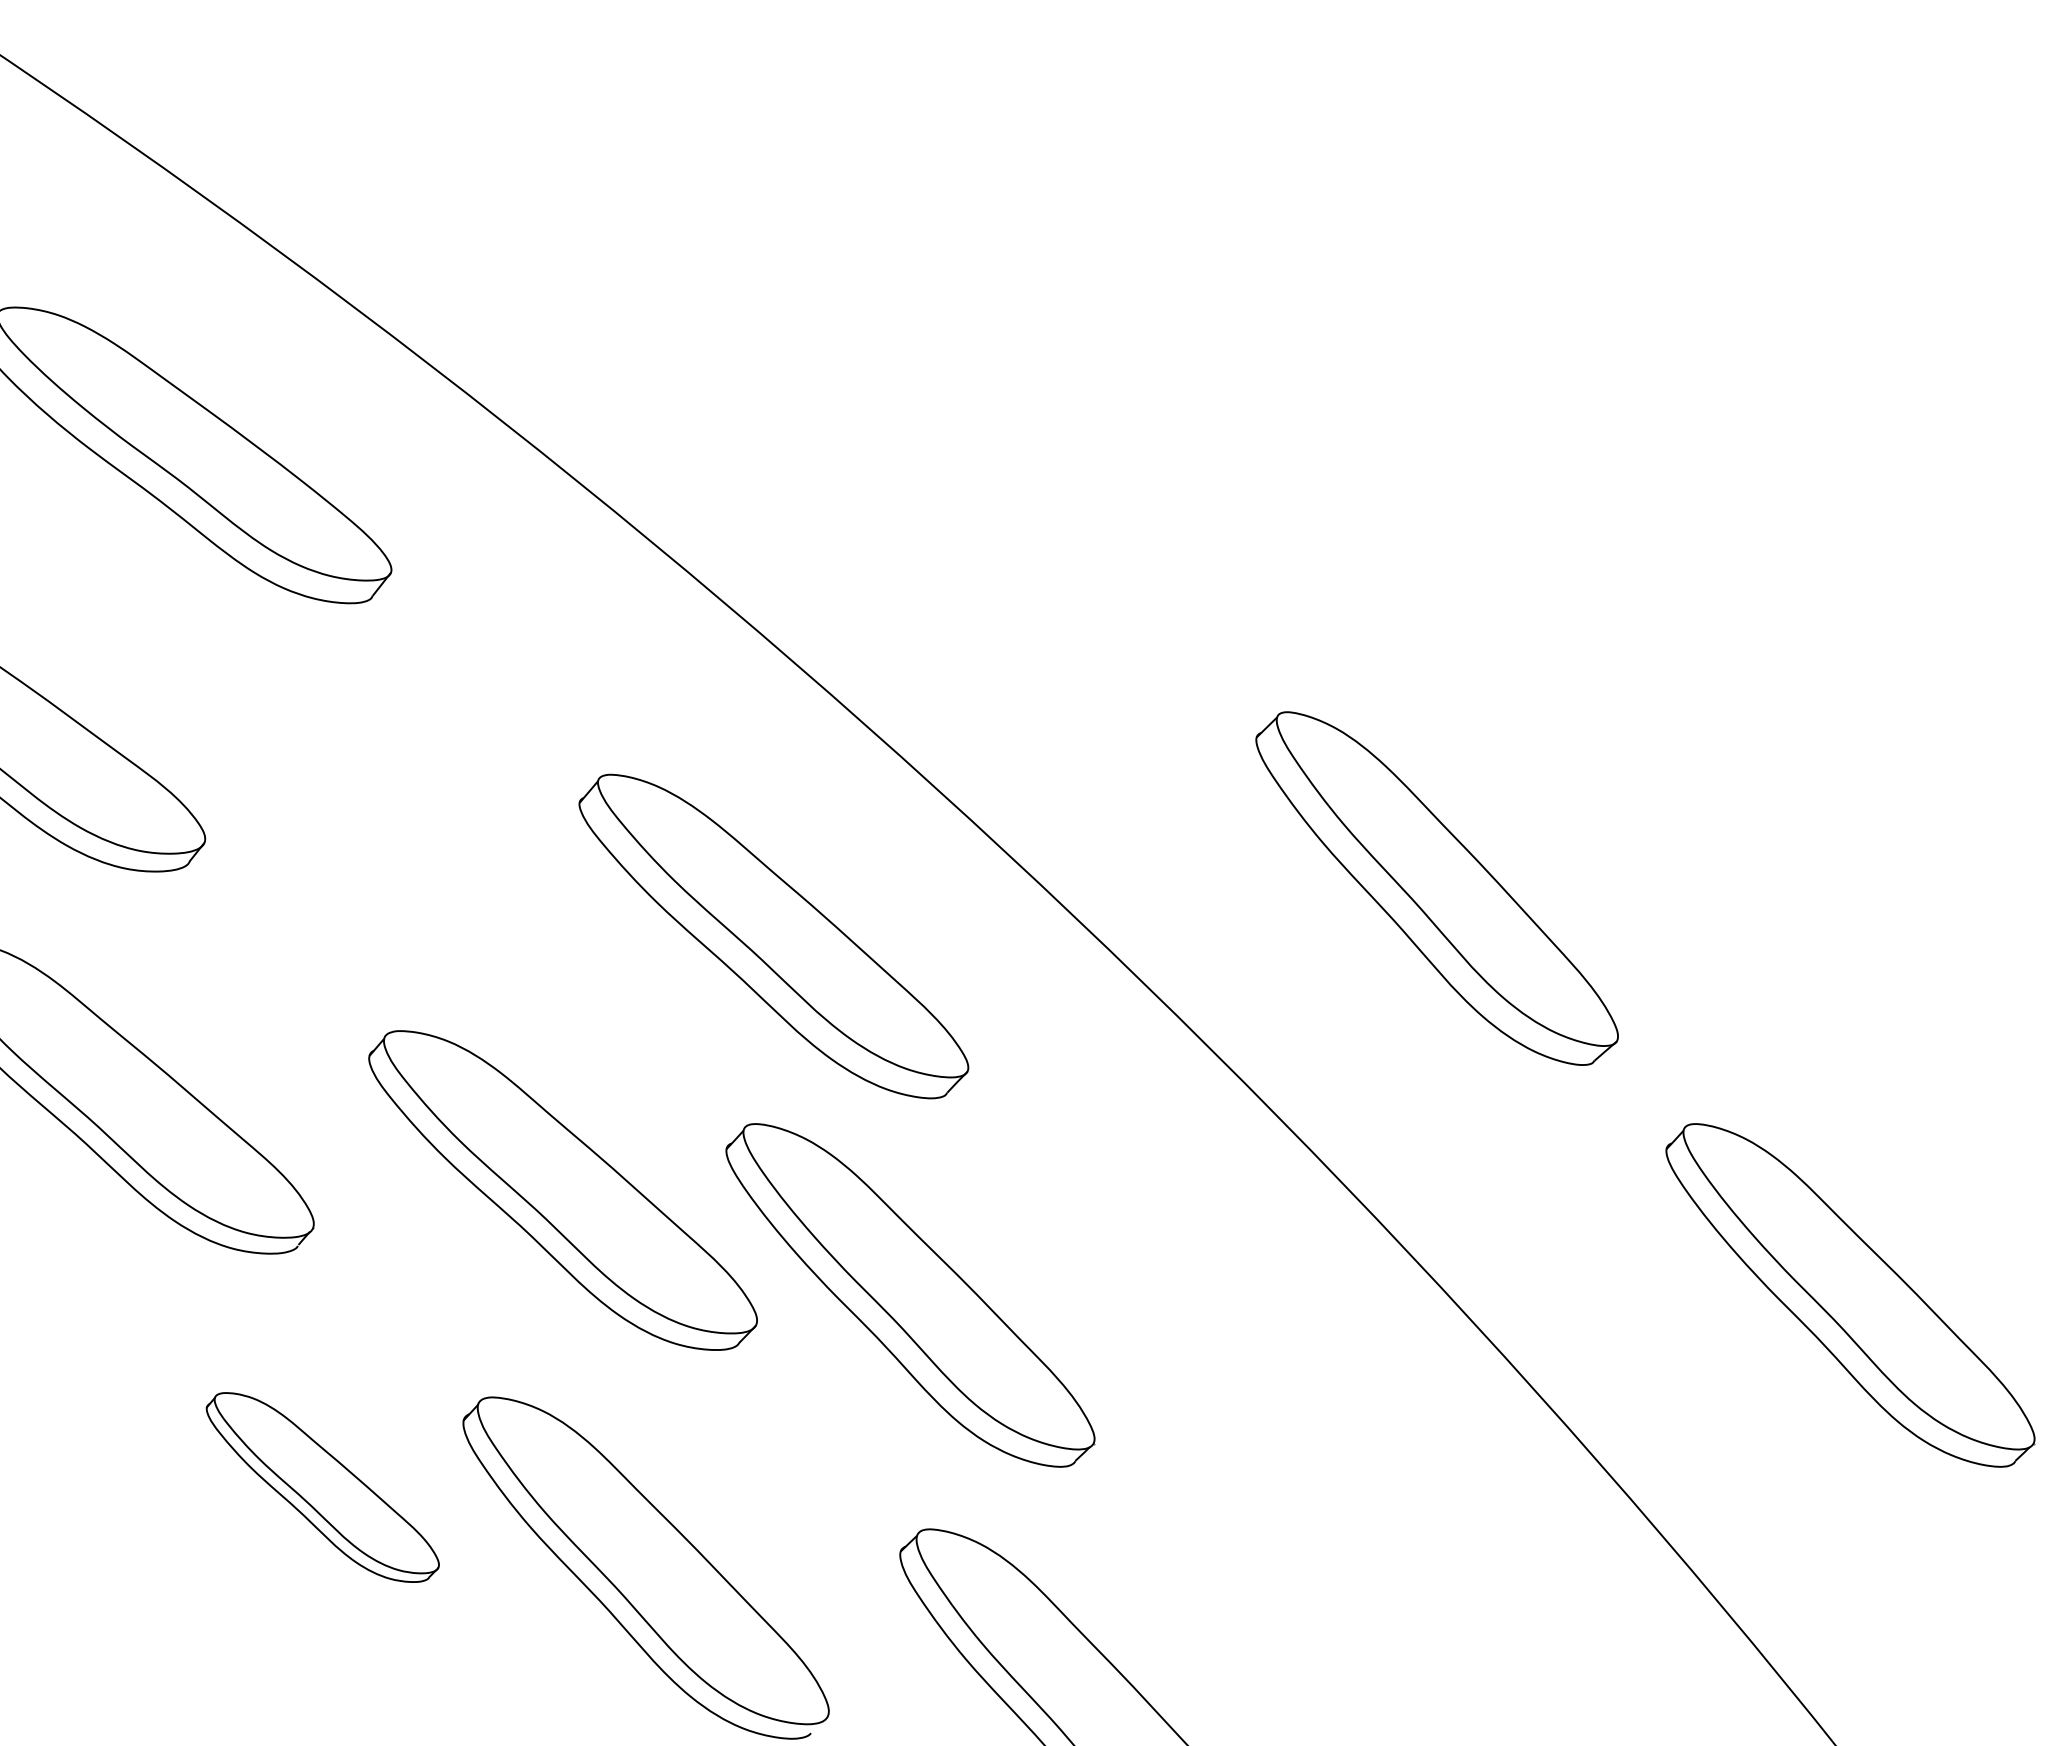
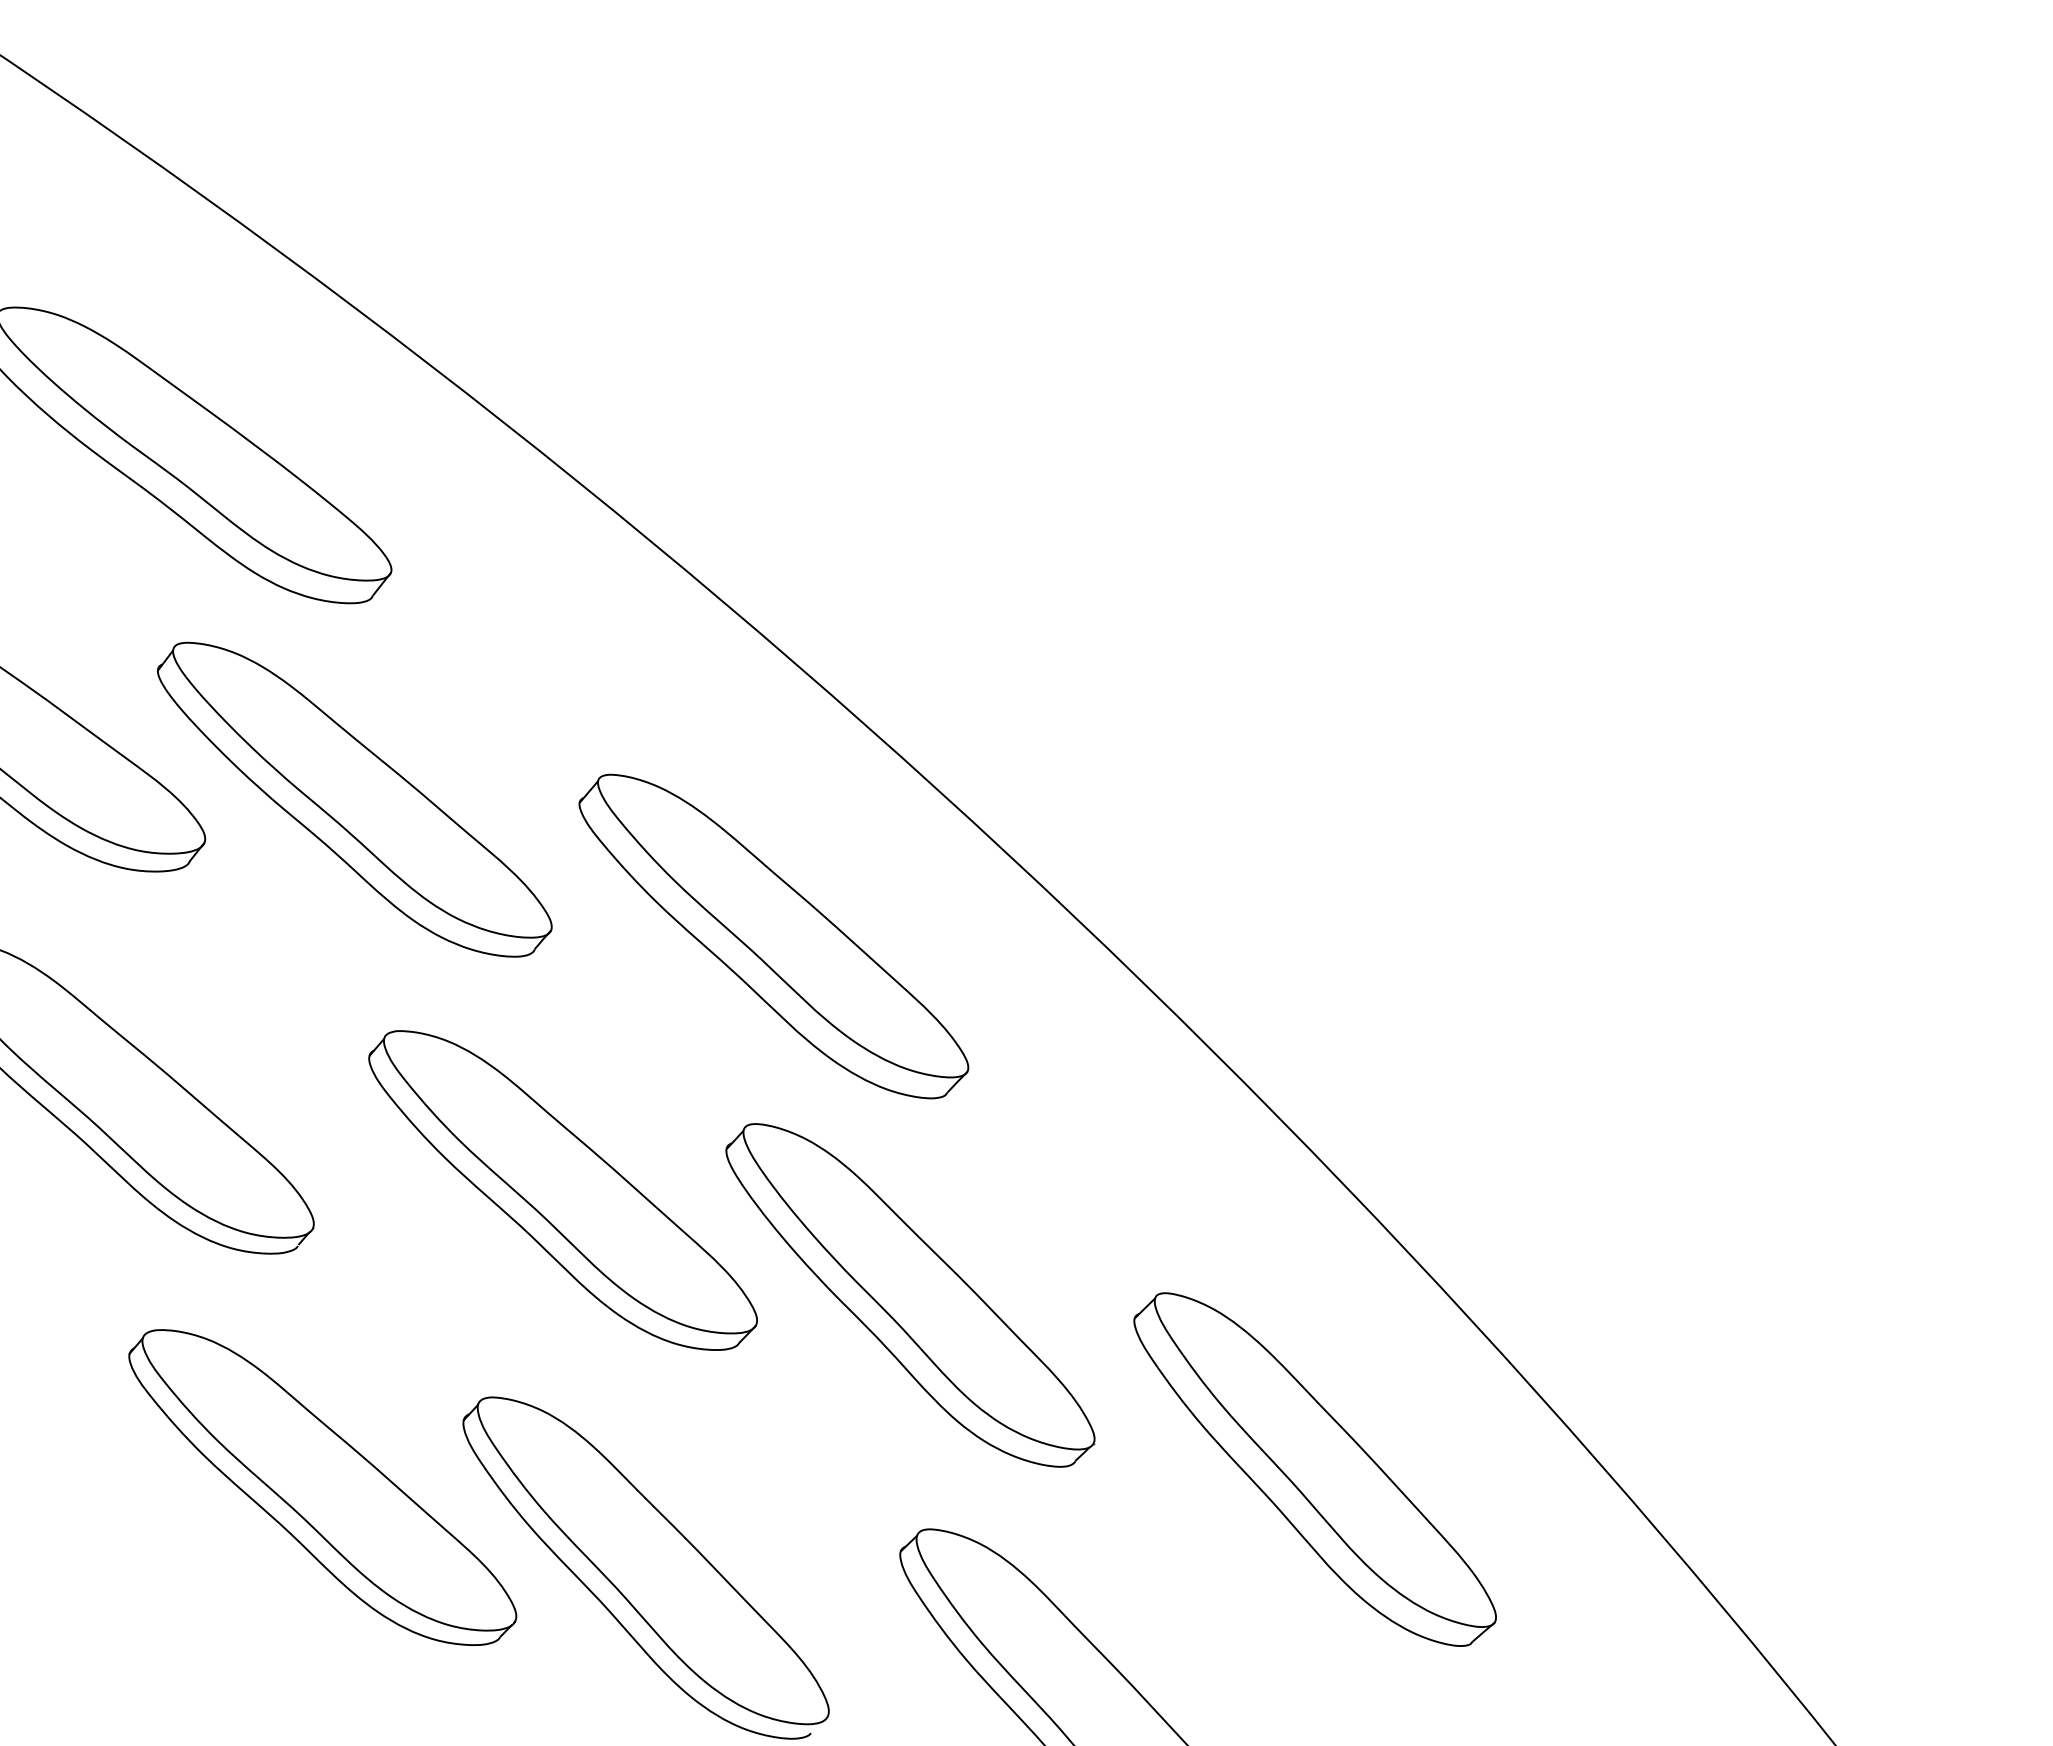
part: none -> present (354, 799)
part position: (1436, 888) -> (1314, 1469) (1314, 1469)
part: present -> none (1850, 1295)
part size: 235x191 px -> 390x317 px (322, 1487)
